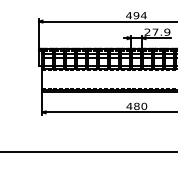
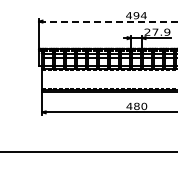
line: solid -> dashed (108, 21)
